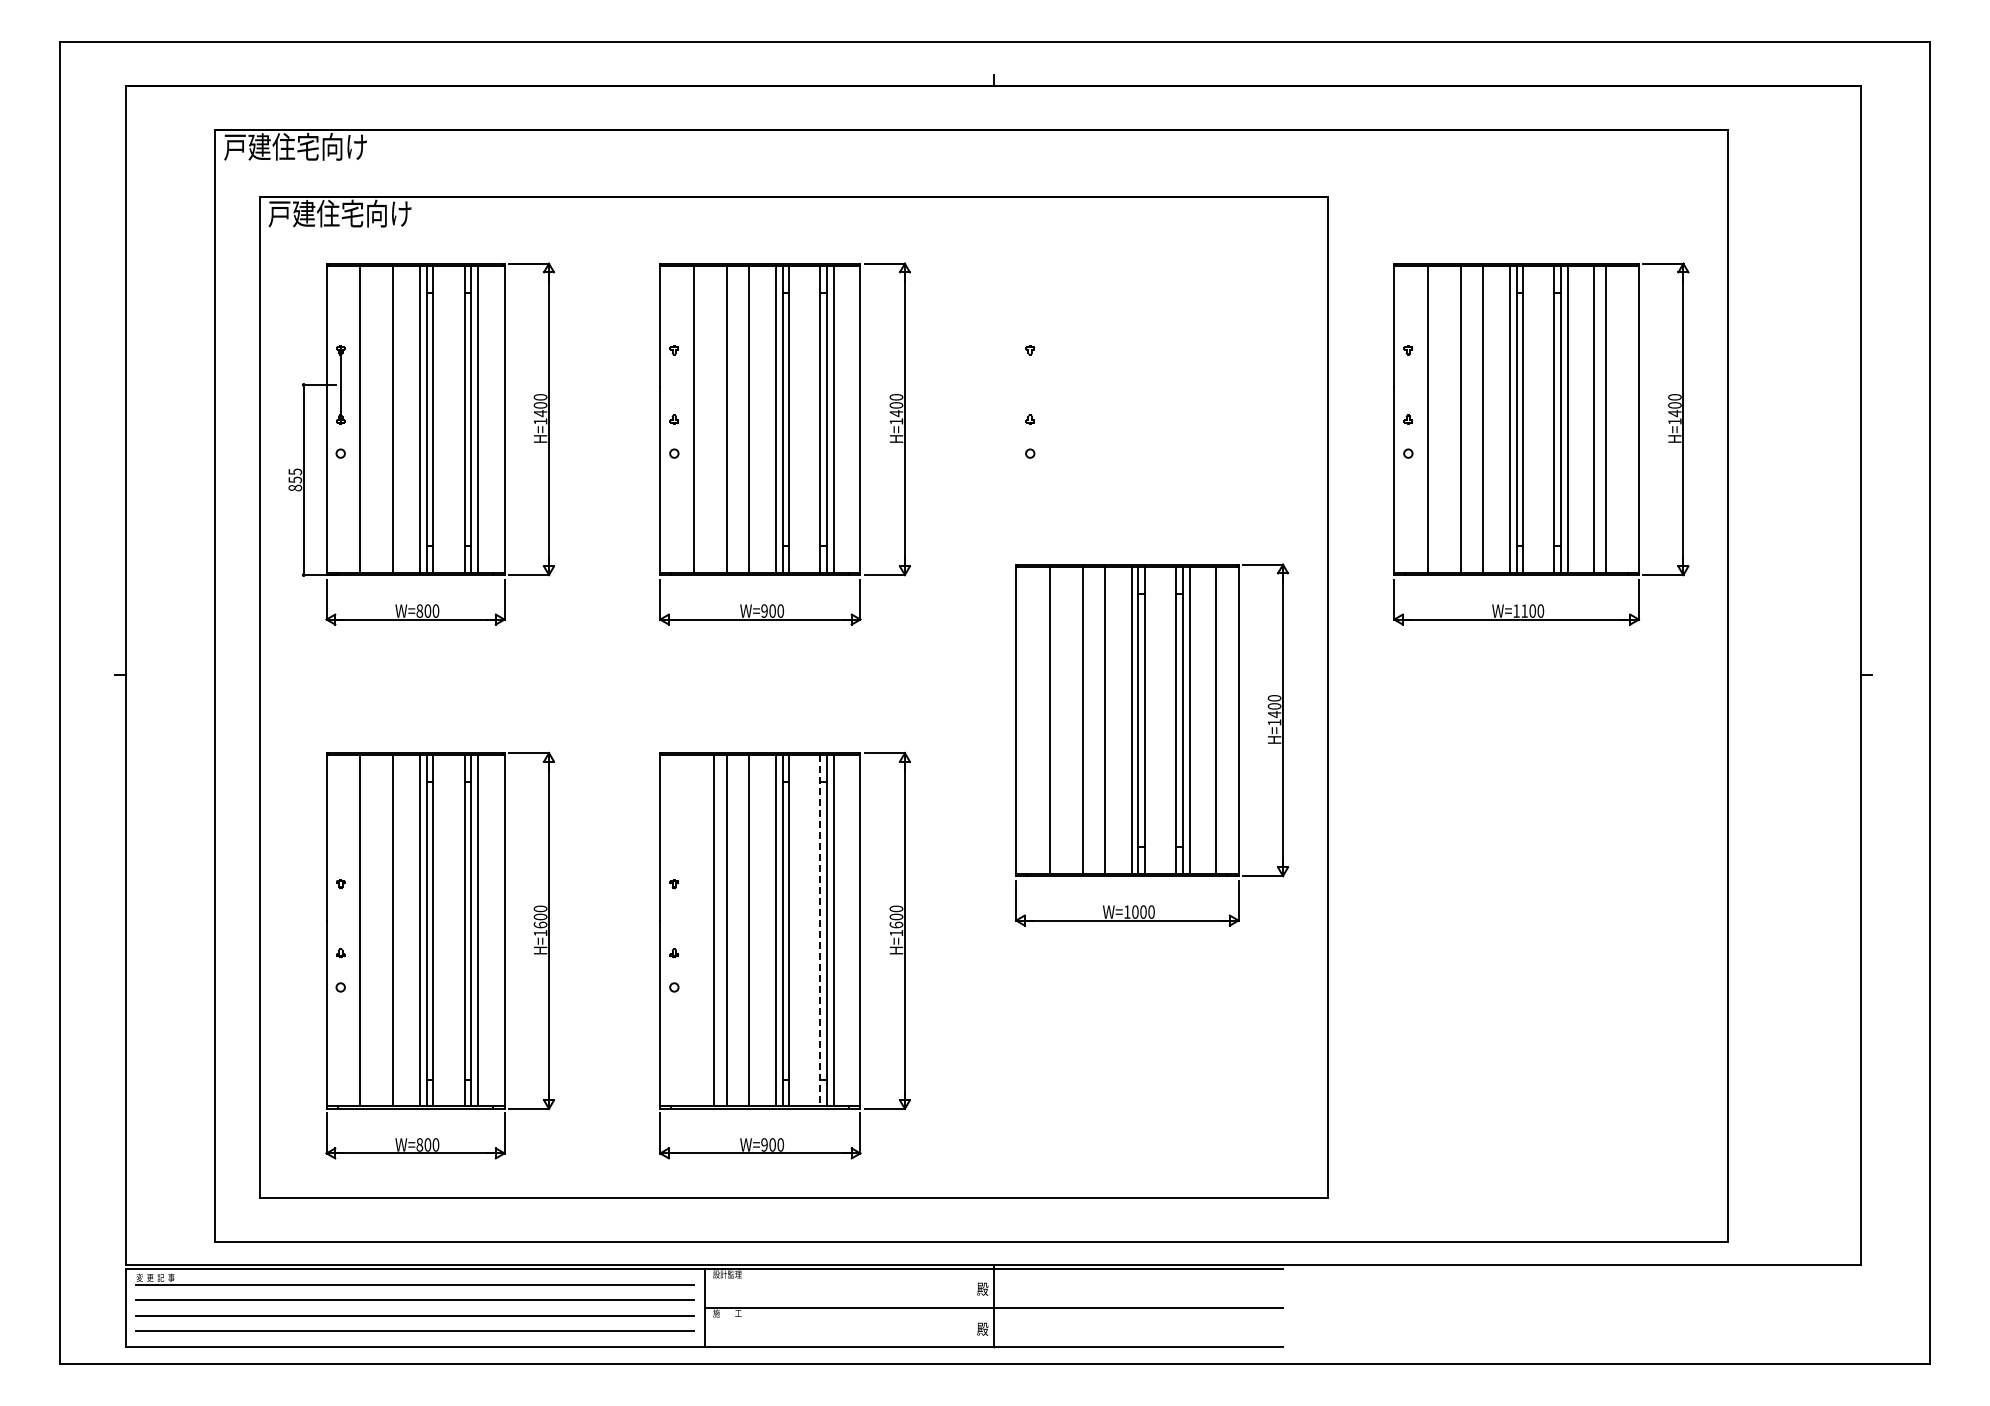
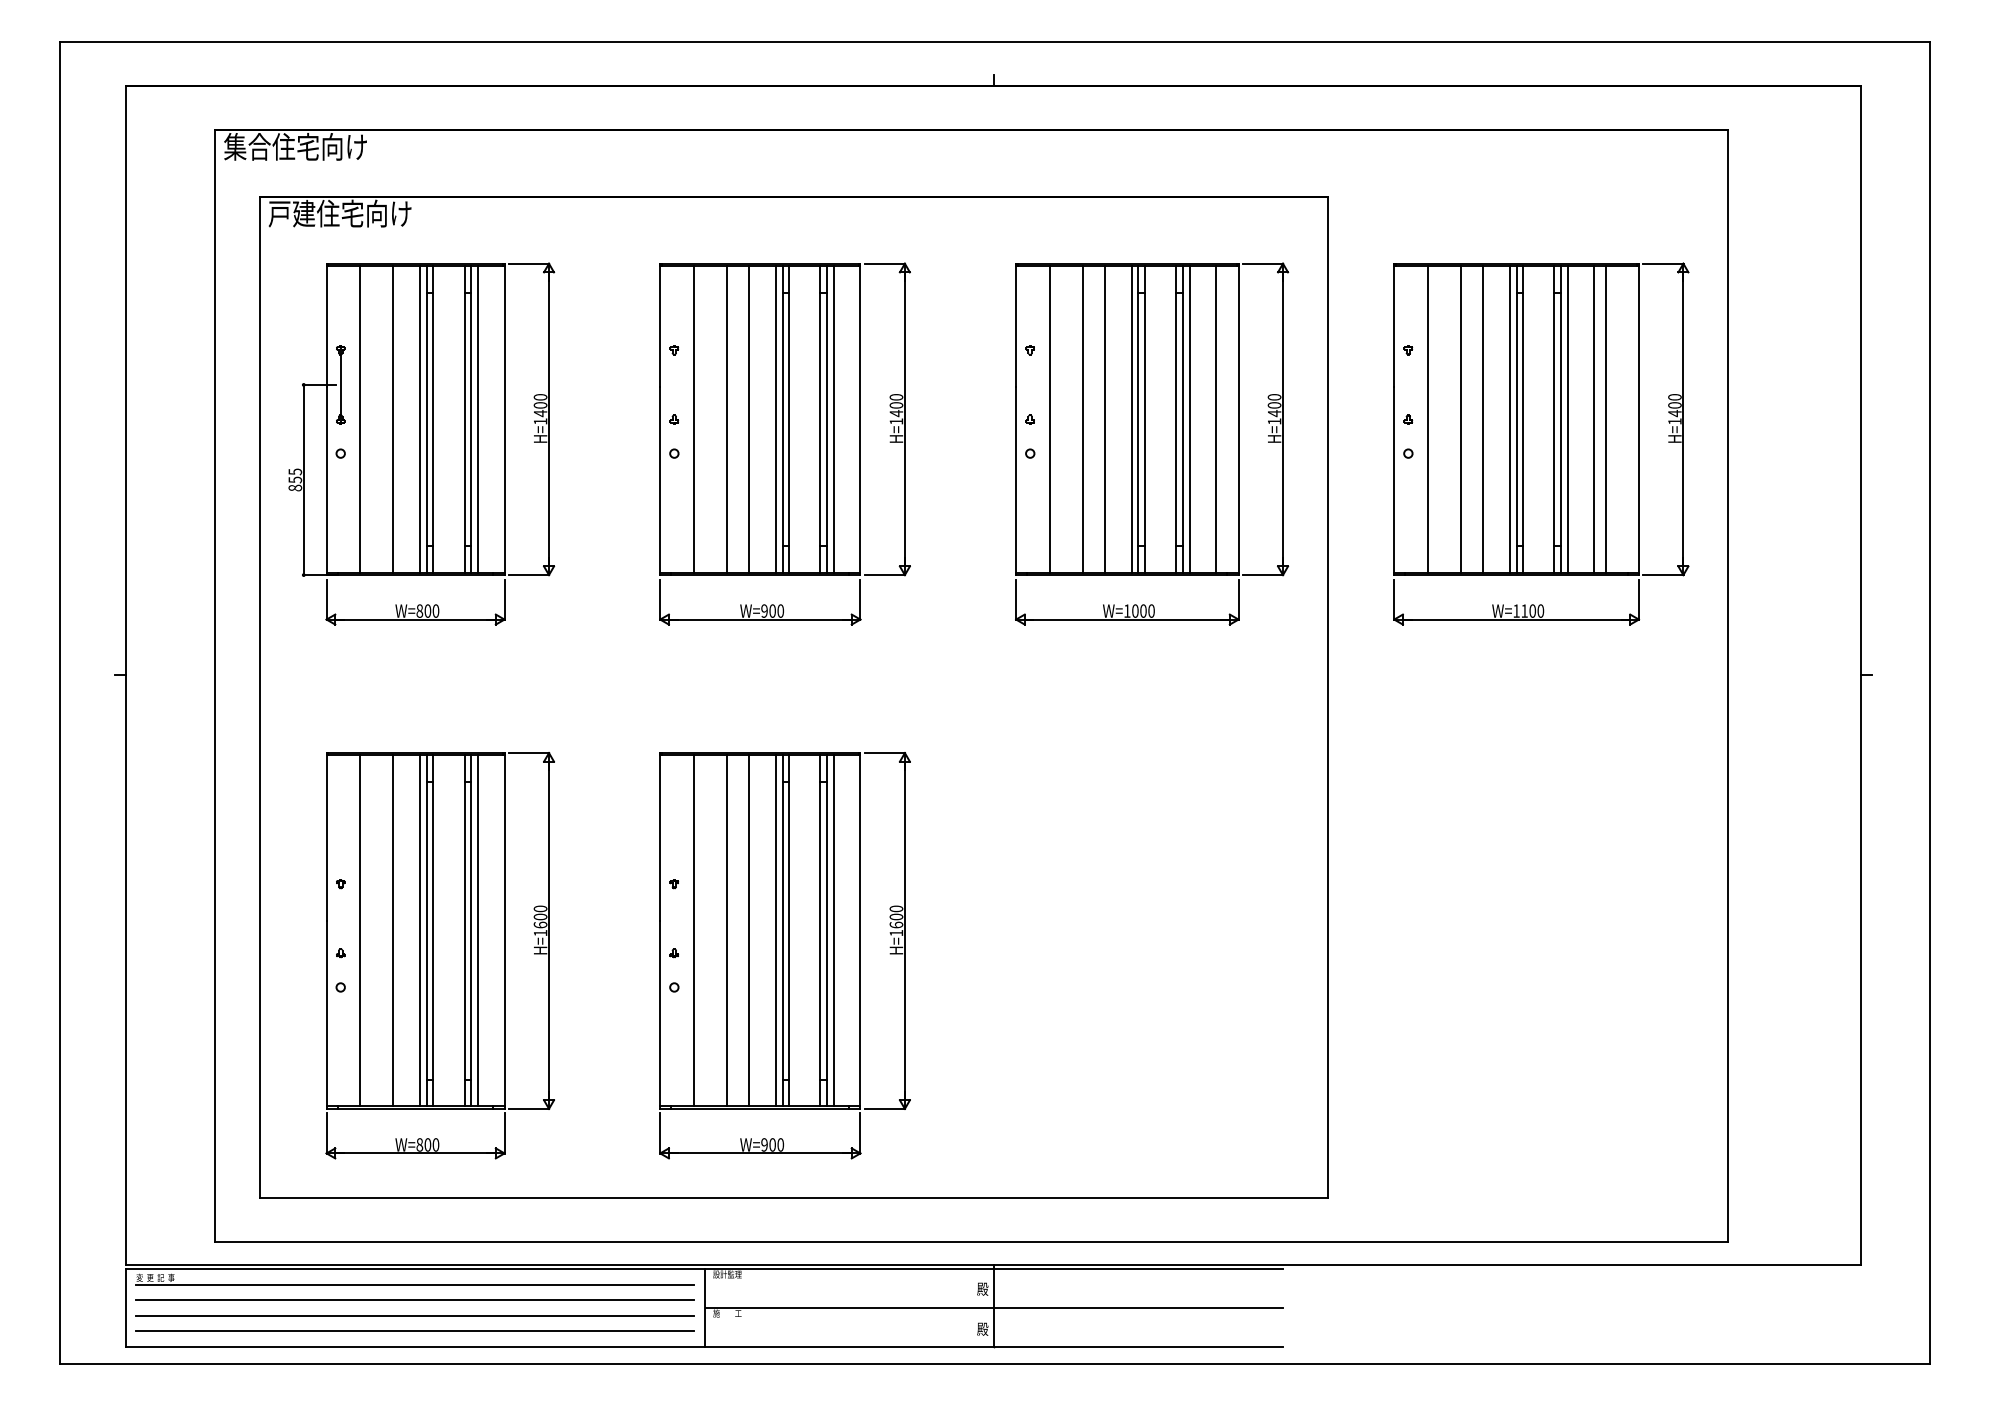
text: 戸建住宅向け -> 集合住宅向け (247, 146)
part position: (1152, 744) -> (1152, 443) (1152, 443)
line position: (713, 930) -> (693, 930) (693, 930)
line: dashed -> solid (820, 931)
